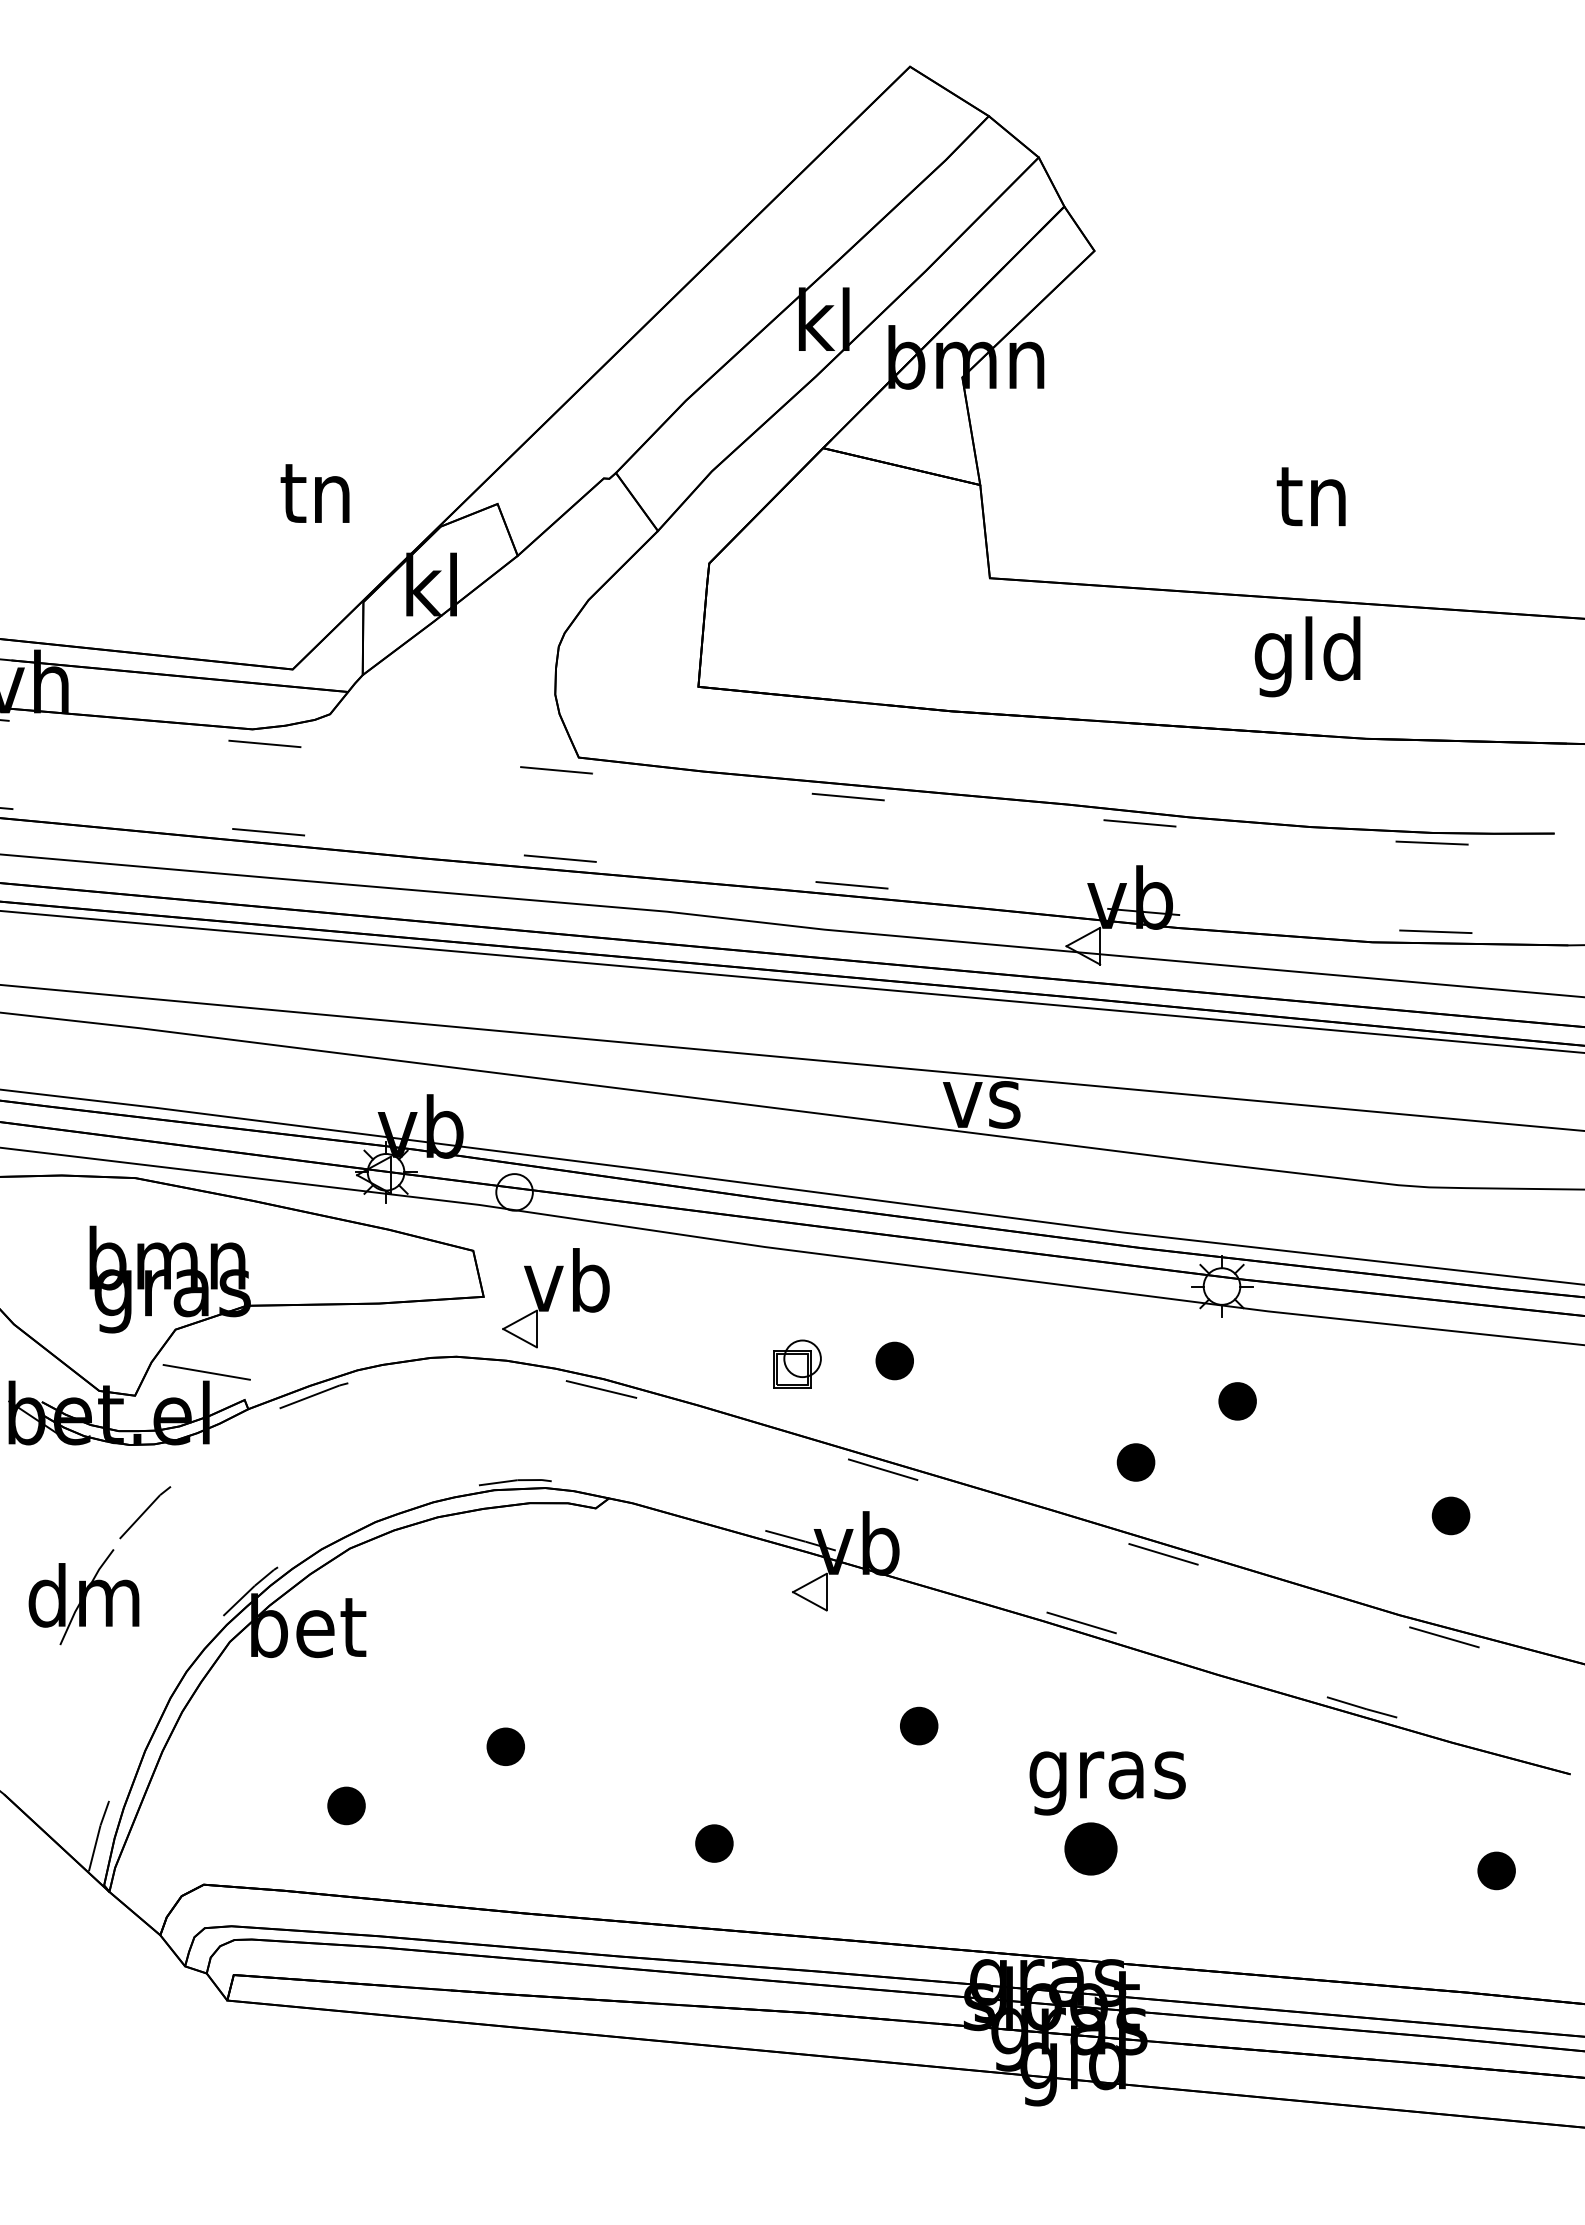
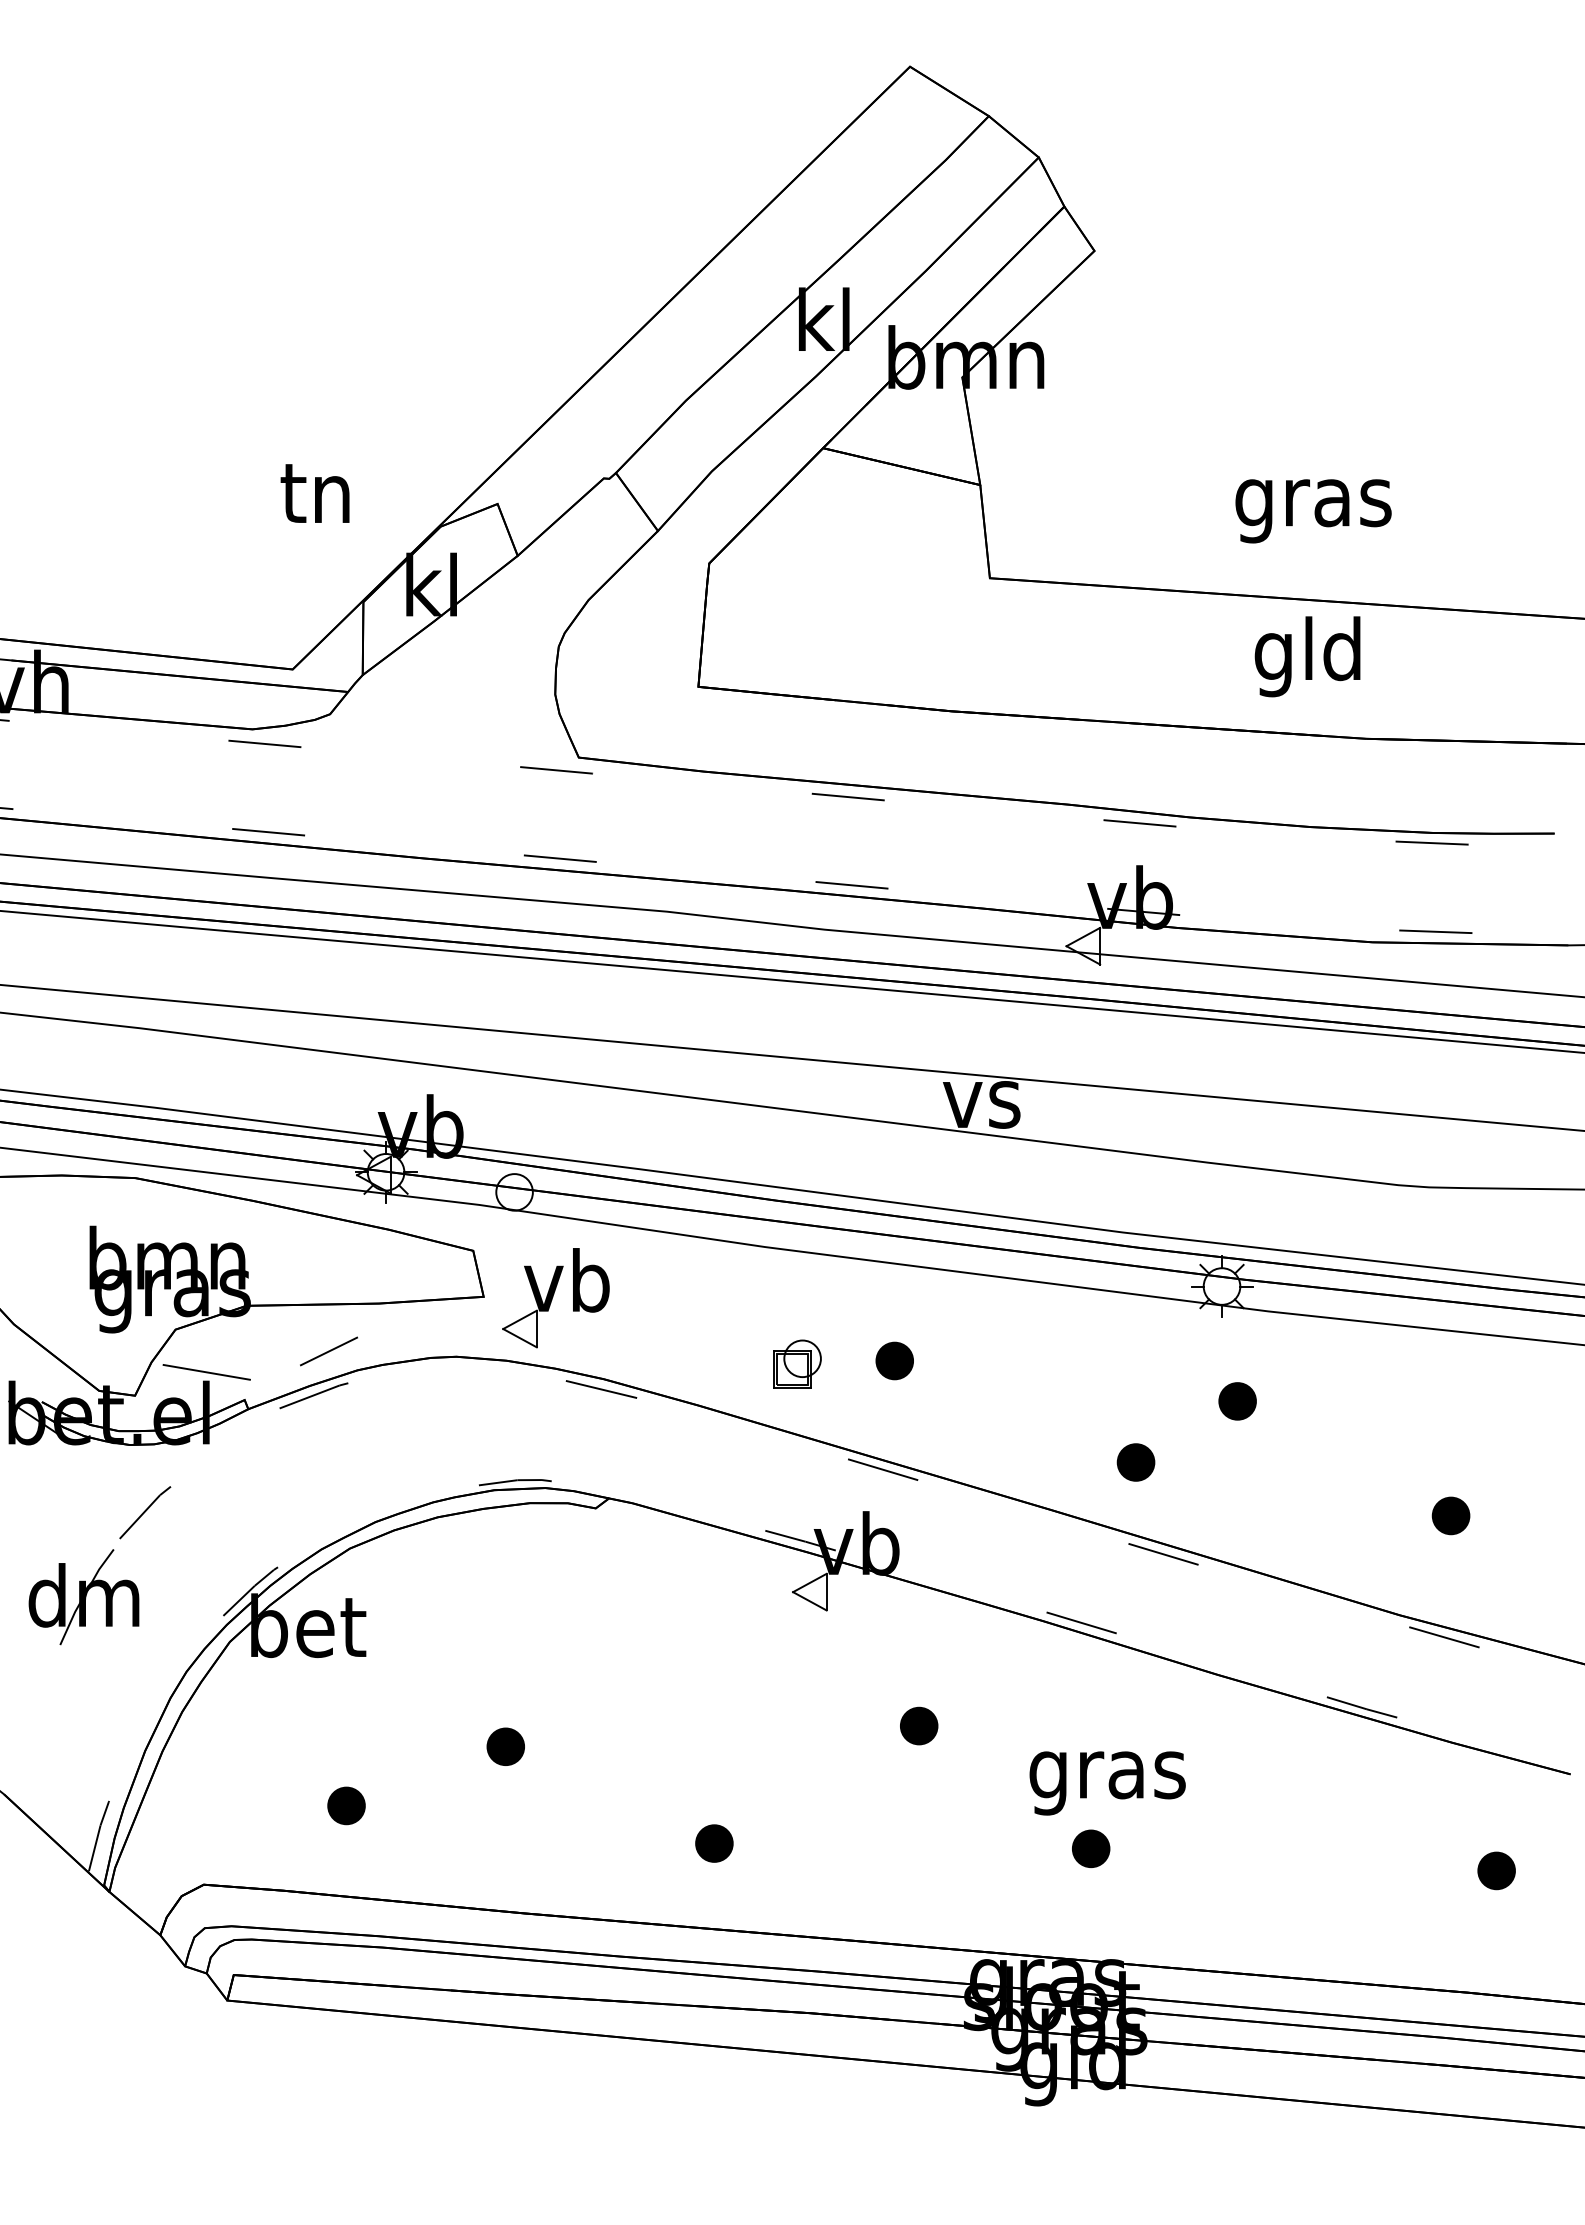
text: tn -> gras (1313, 505)
line: none -> present (328, 1351)
part size: 54x54 px -> 39x39 px (1091, 1848)
